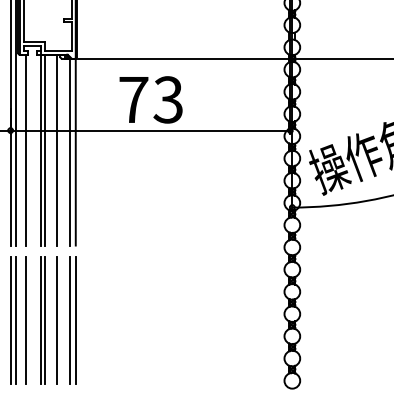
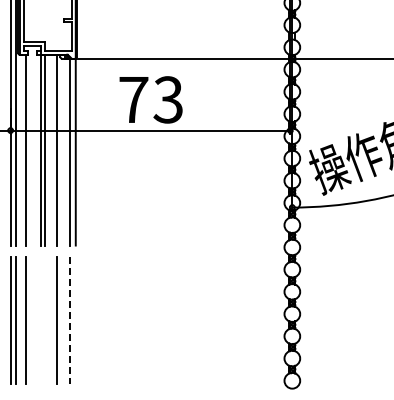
part: present -> none (42, 320)
line: solid -> dashed (70, 320)
line: present -> none (75, 320)
